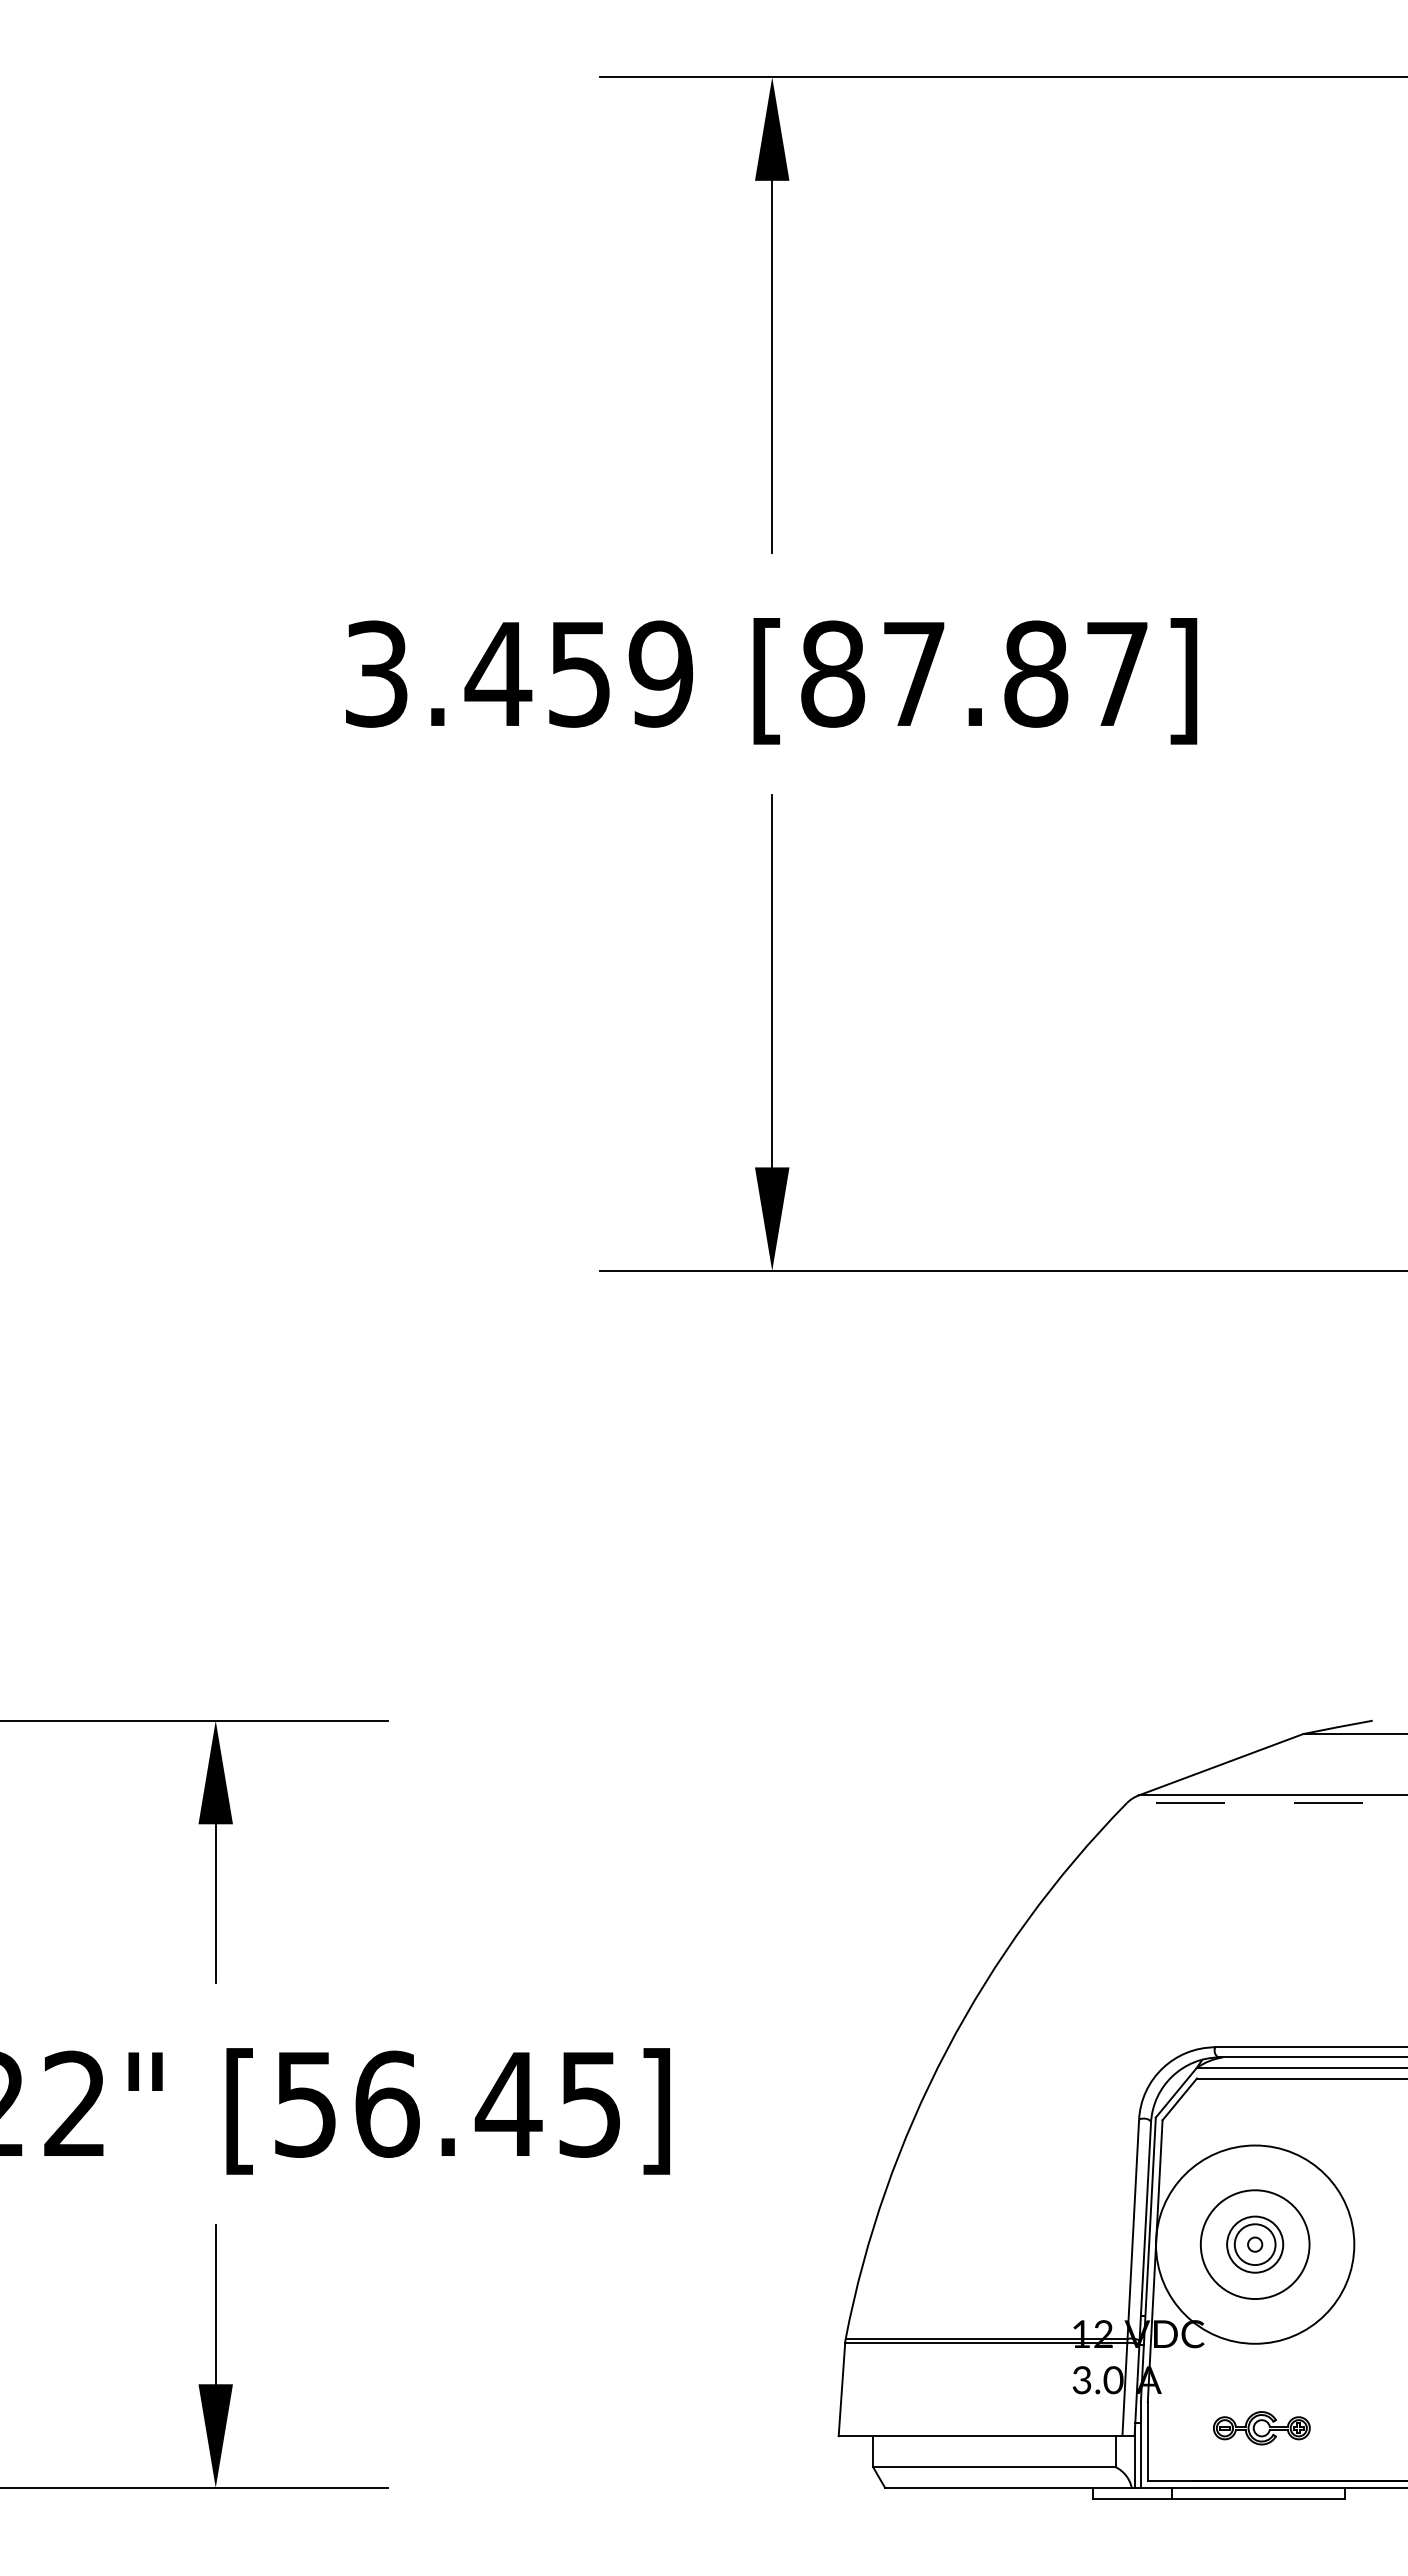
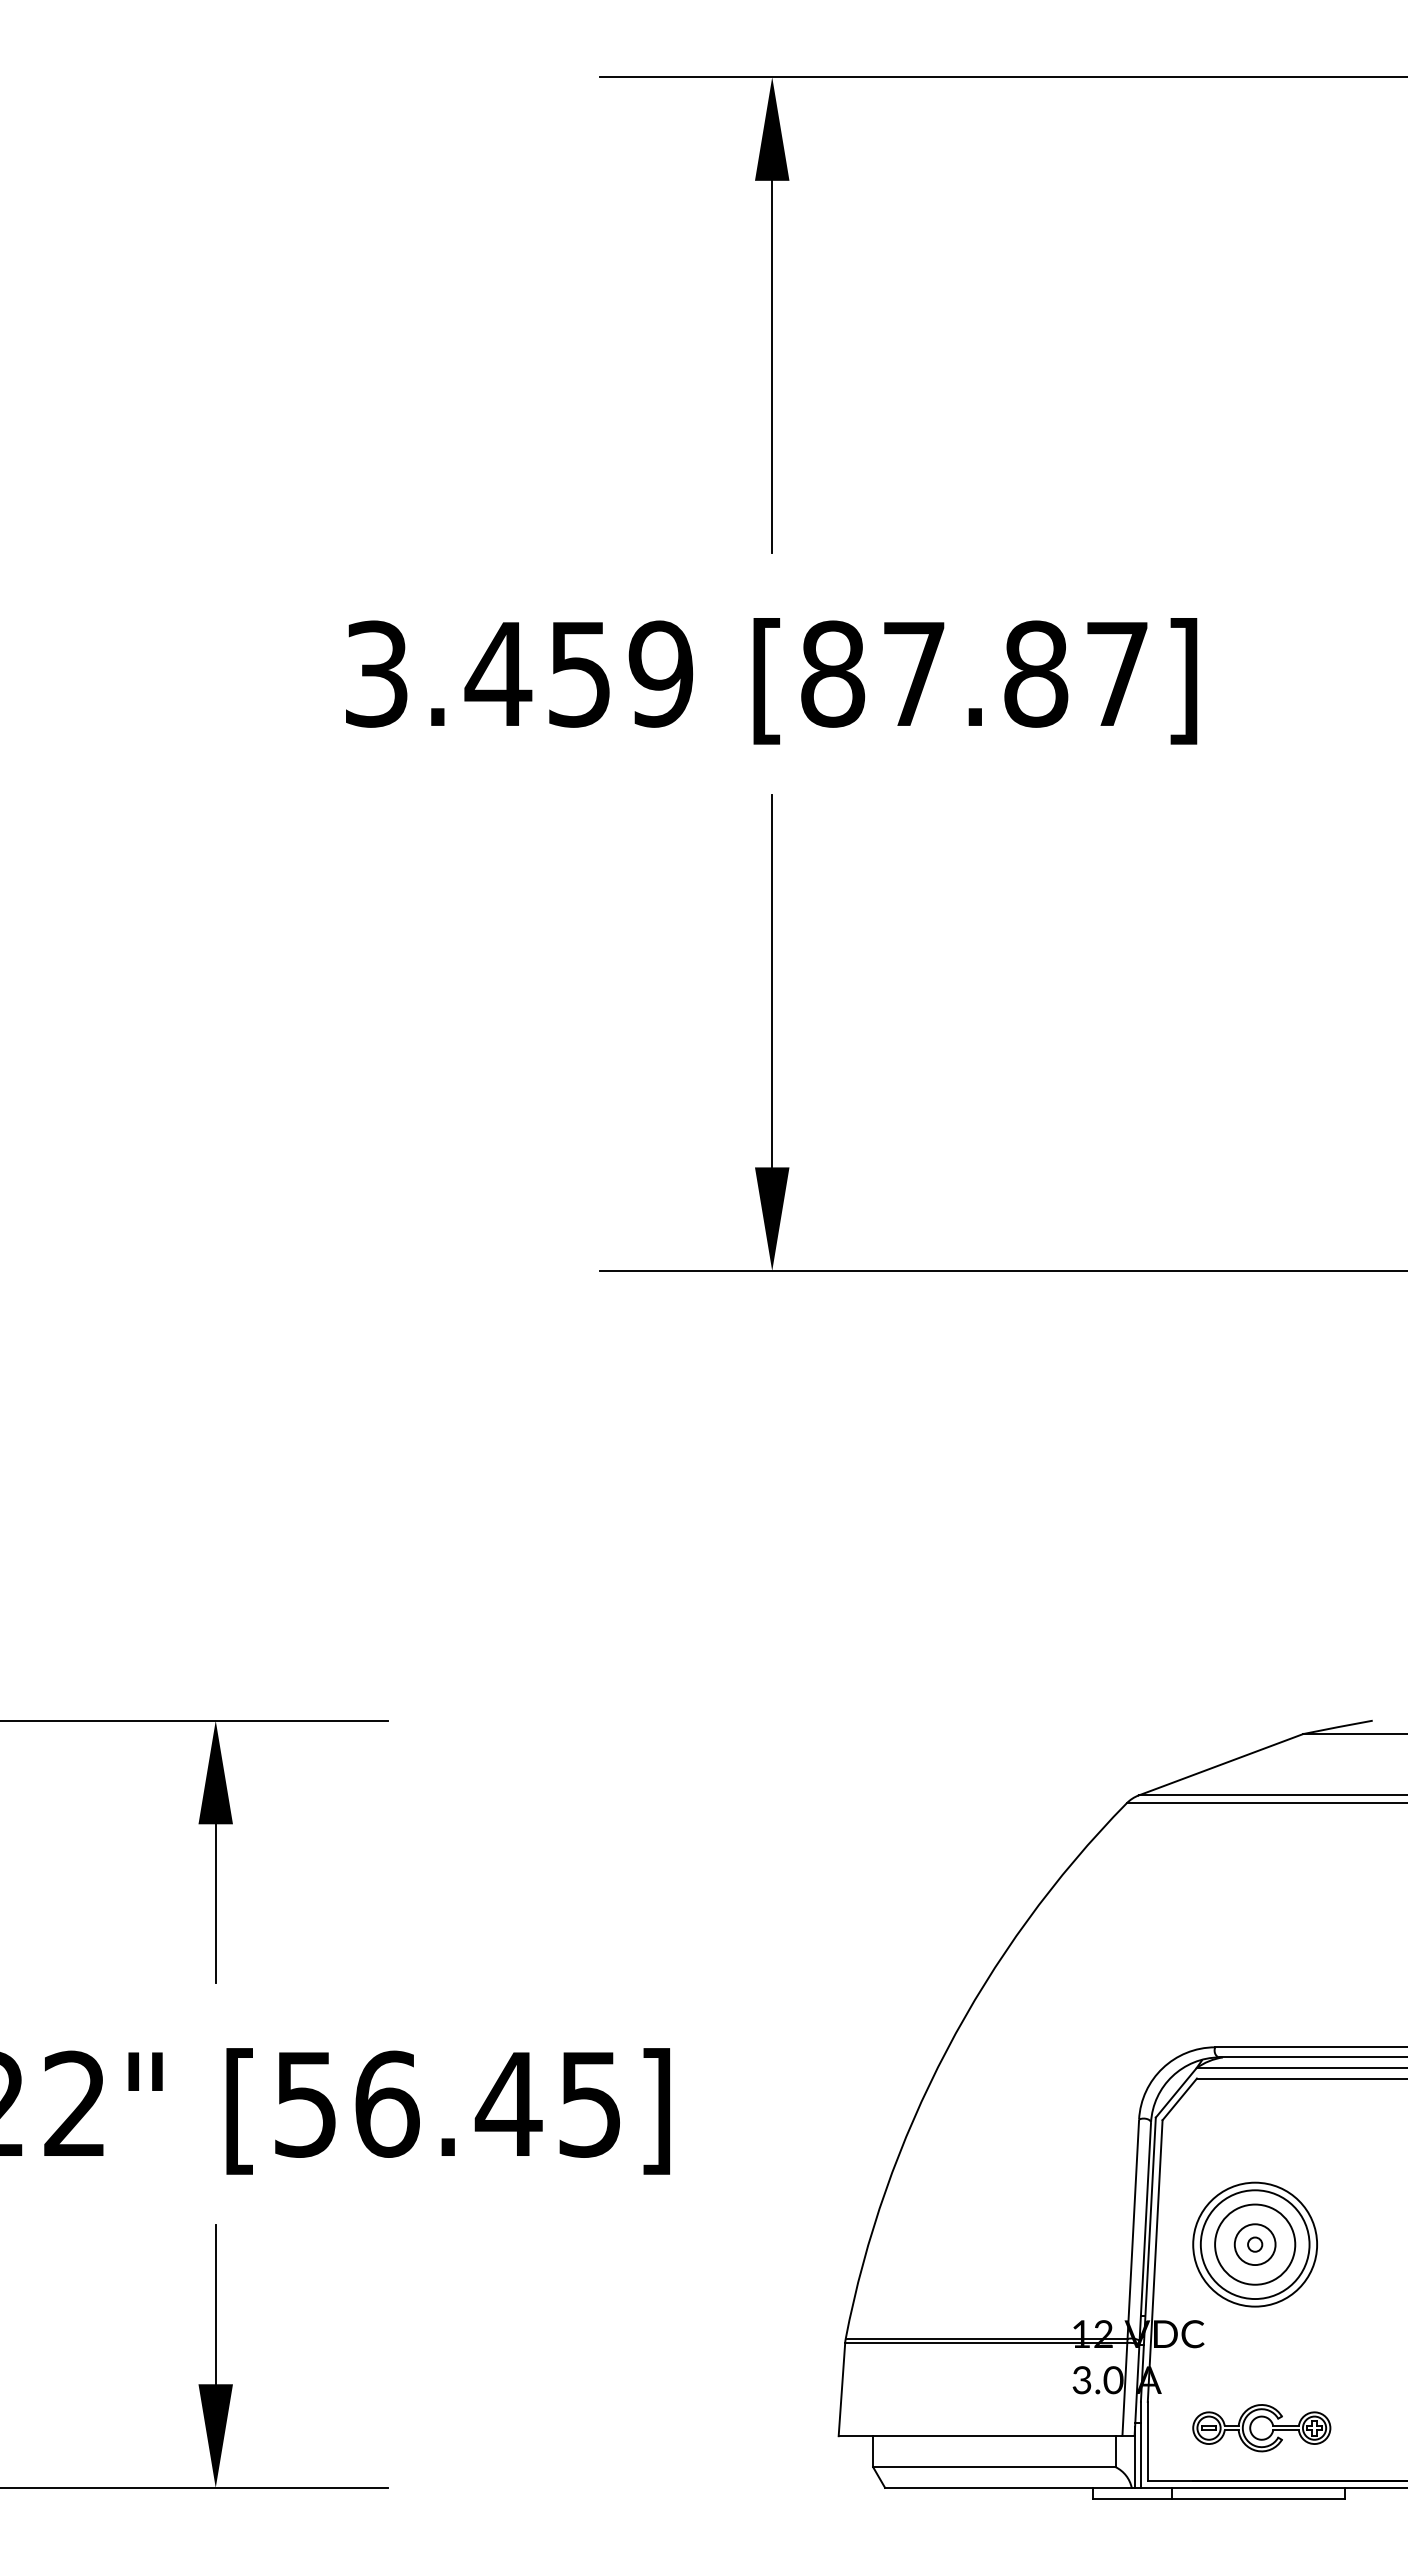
line: dashed -> solid (1266, 1803)
circle diameter: 198 px -> 124 px (1255, 2244)
circle diameter: 56 px -> 80 px (1255, 2244)
part size: 98x35 px -> 140x49 px (1261, 2428)
